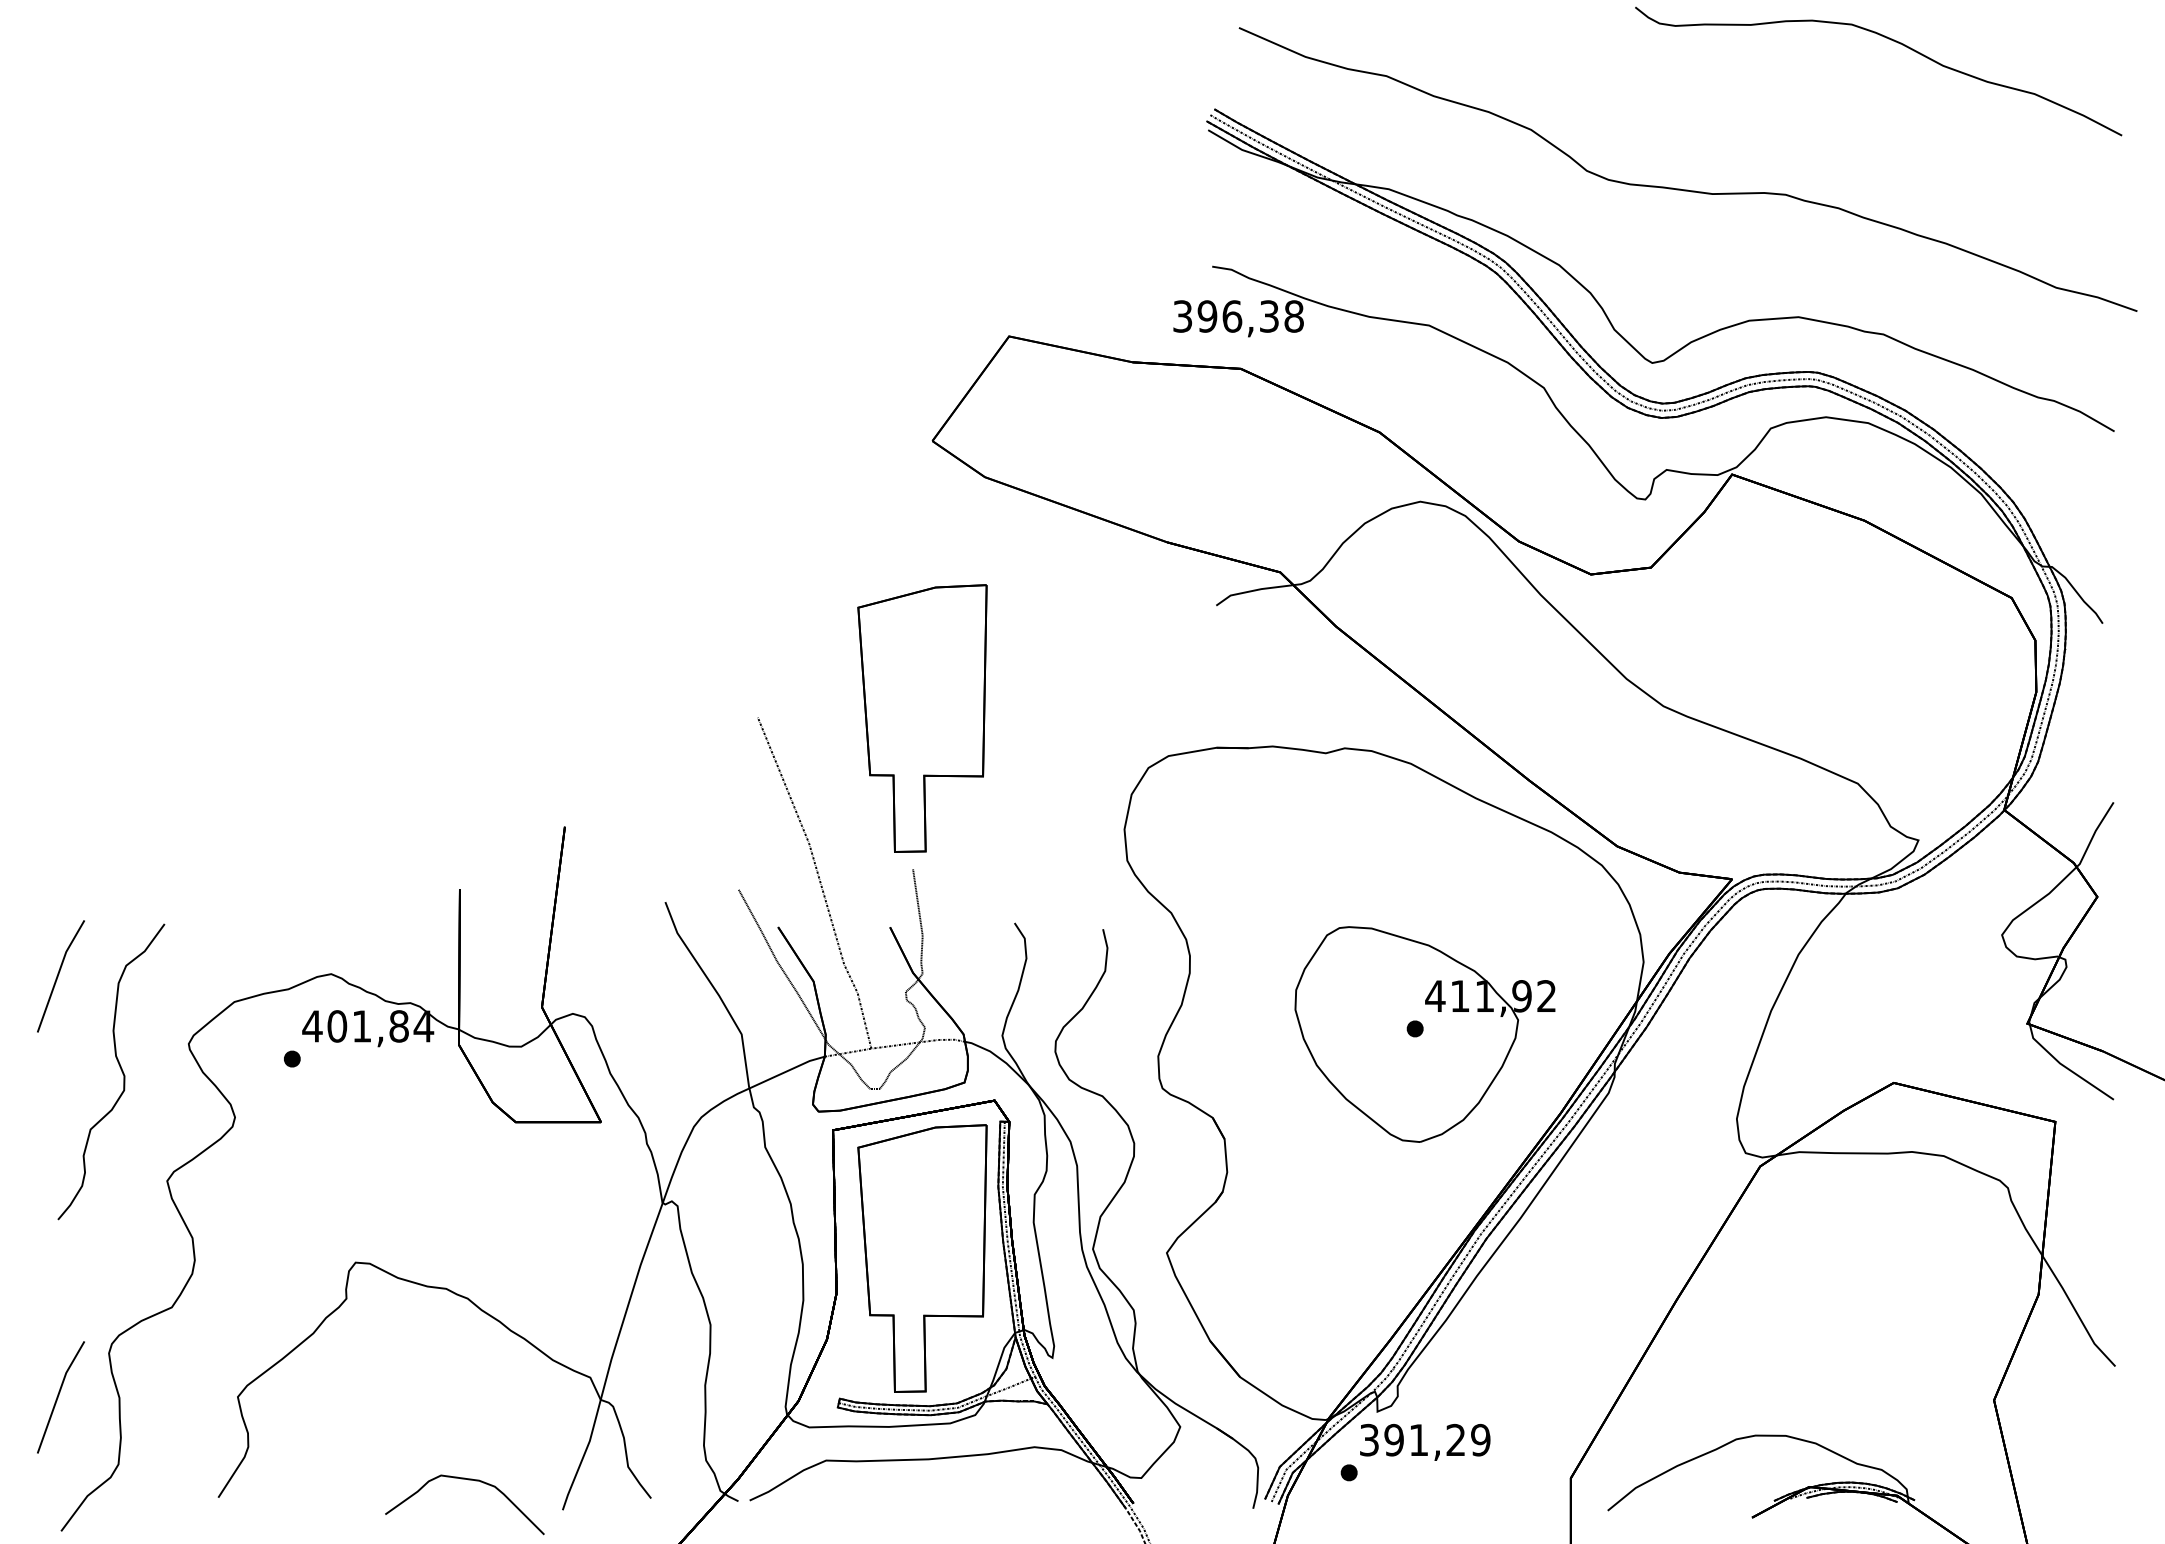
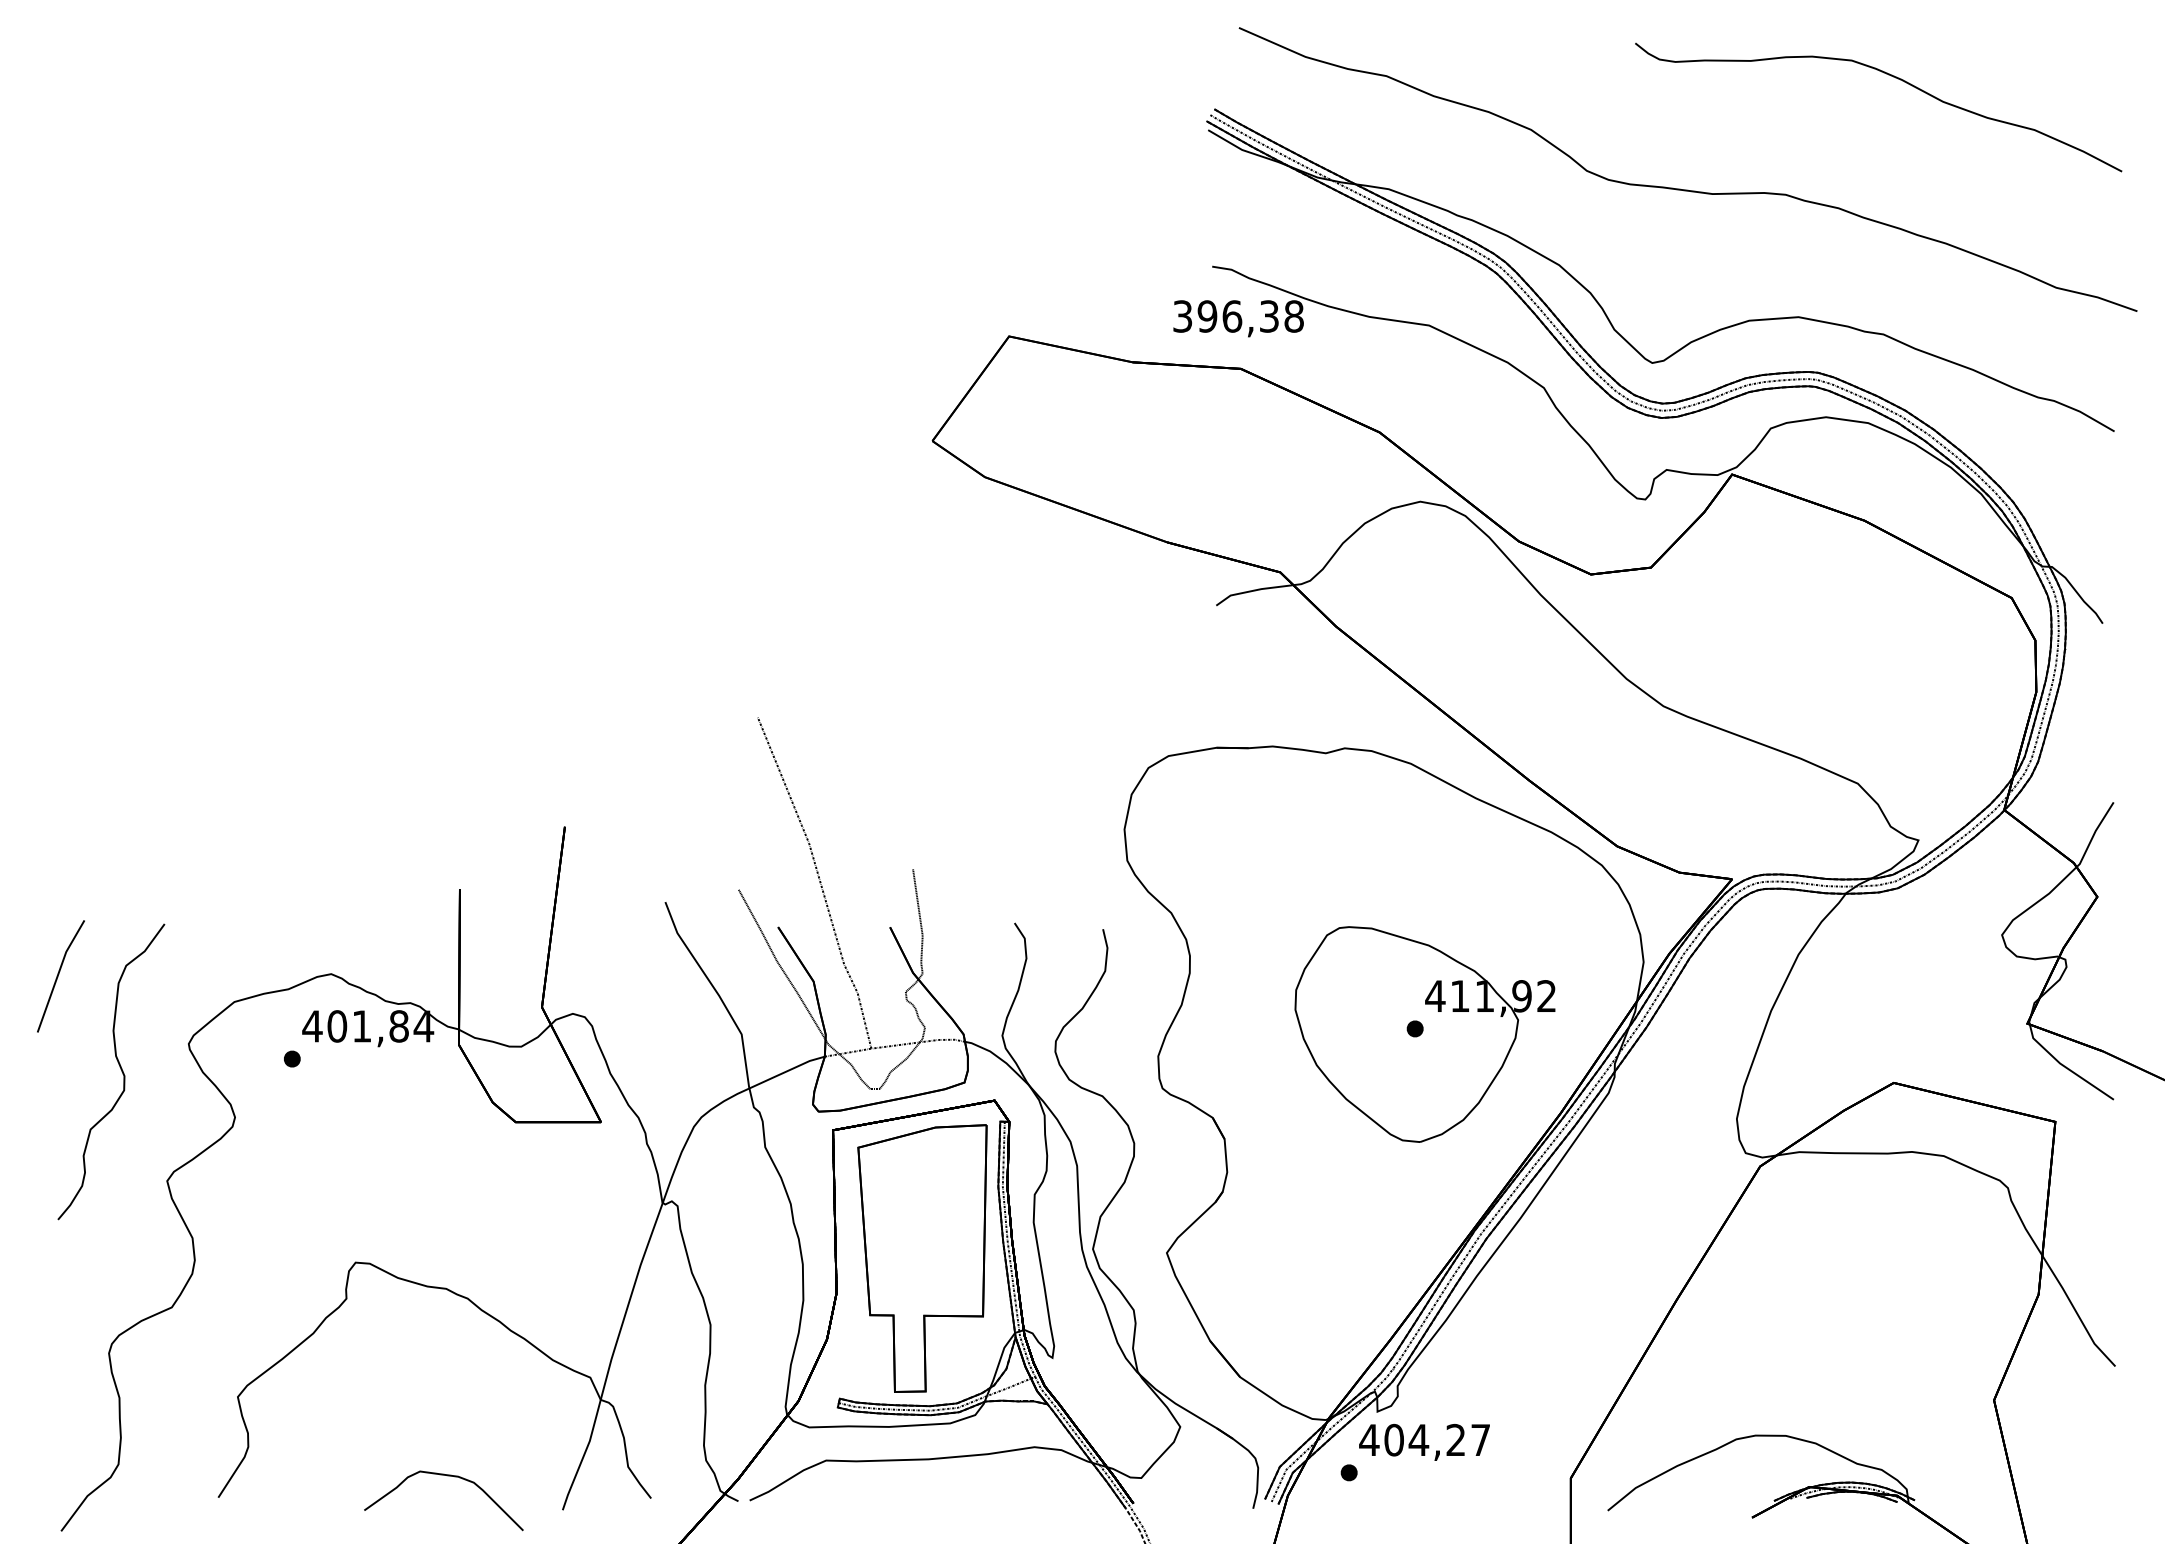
curve position: (1888, 39) -> (1888, 75) (1888, 75)
part: present -> none (922, 718)
line: present -> none (58, 1397)
text: 391,29 -> 404,27 (1424, 1439)
curve position: (468, 1480) -> (447, 1476) (447, 1476)
